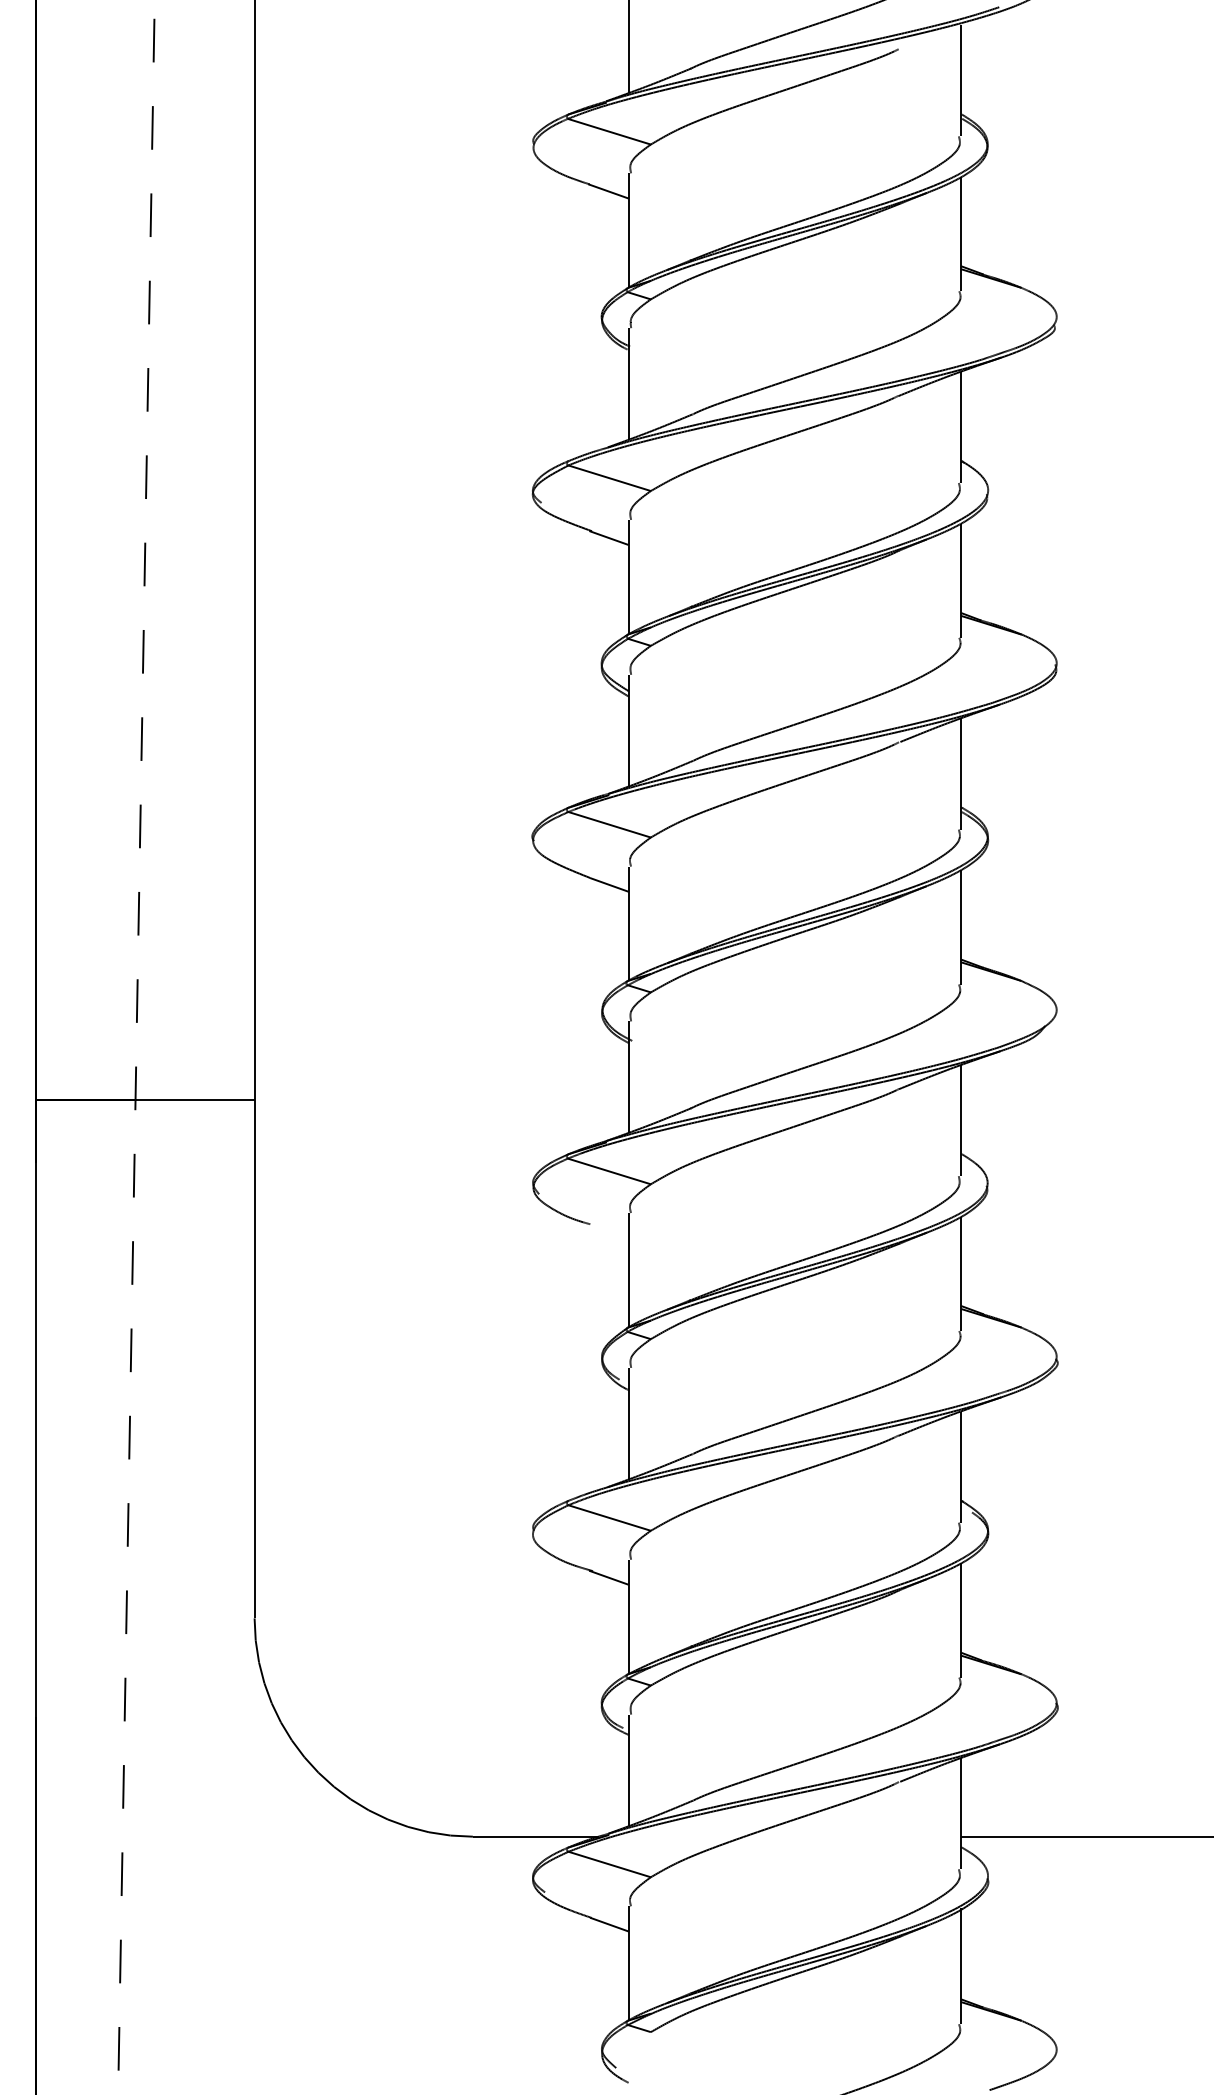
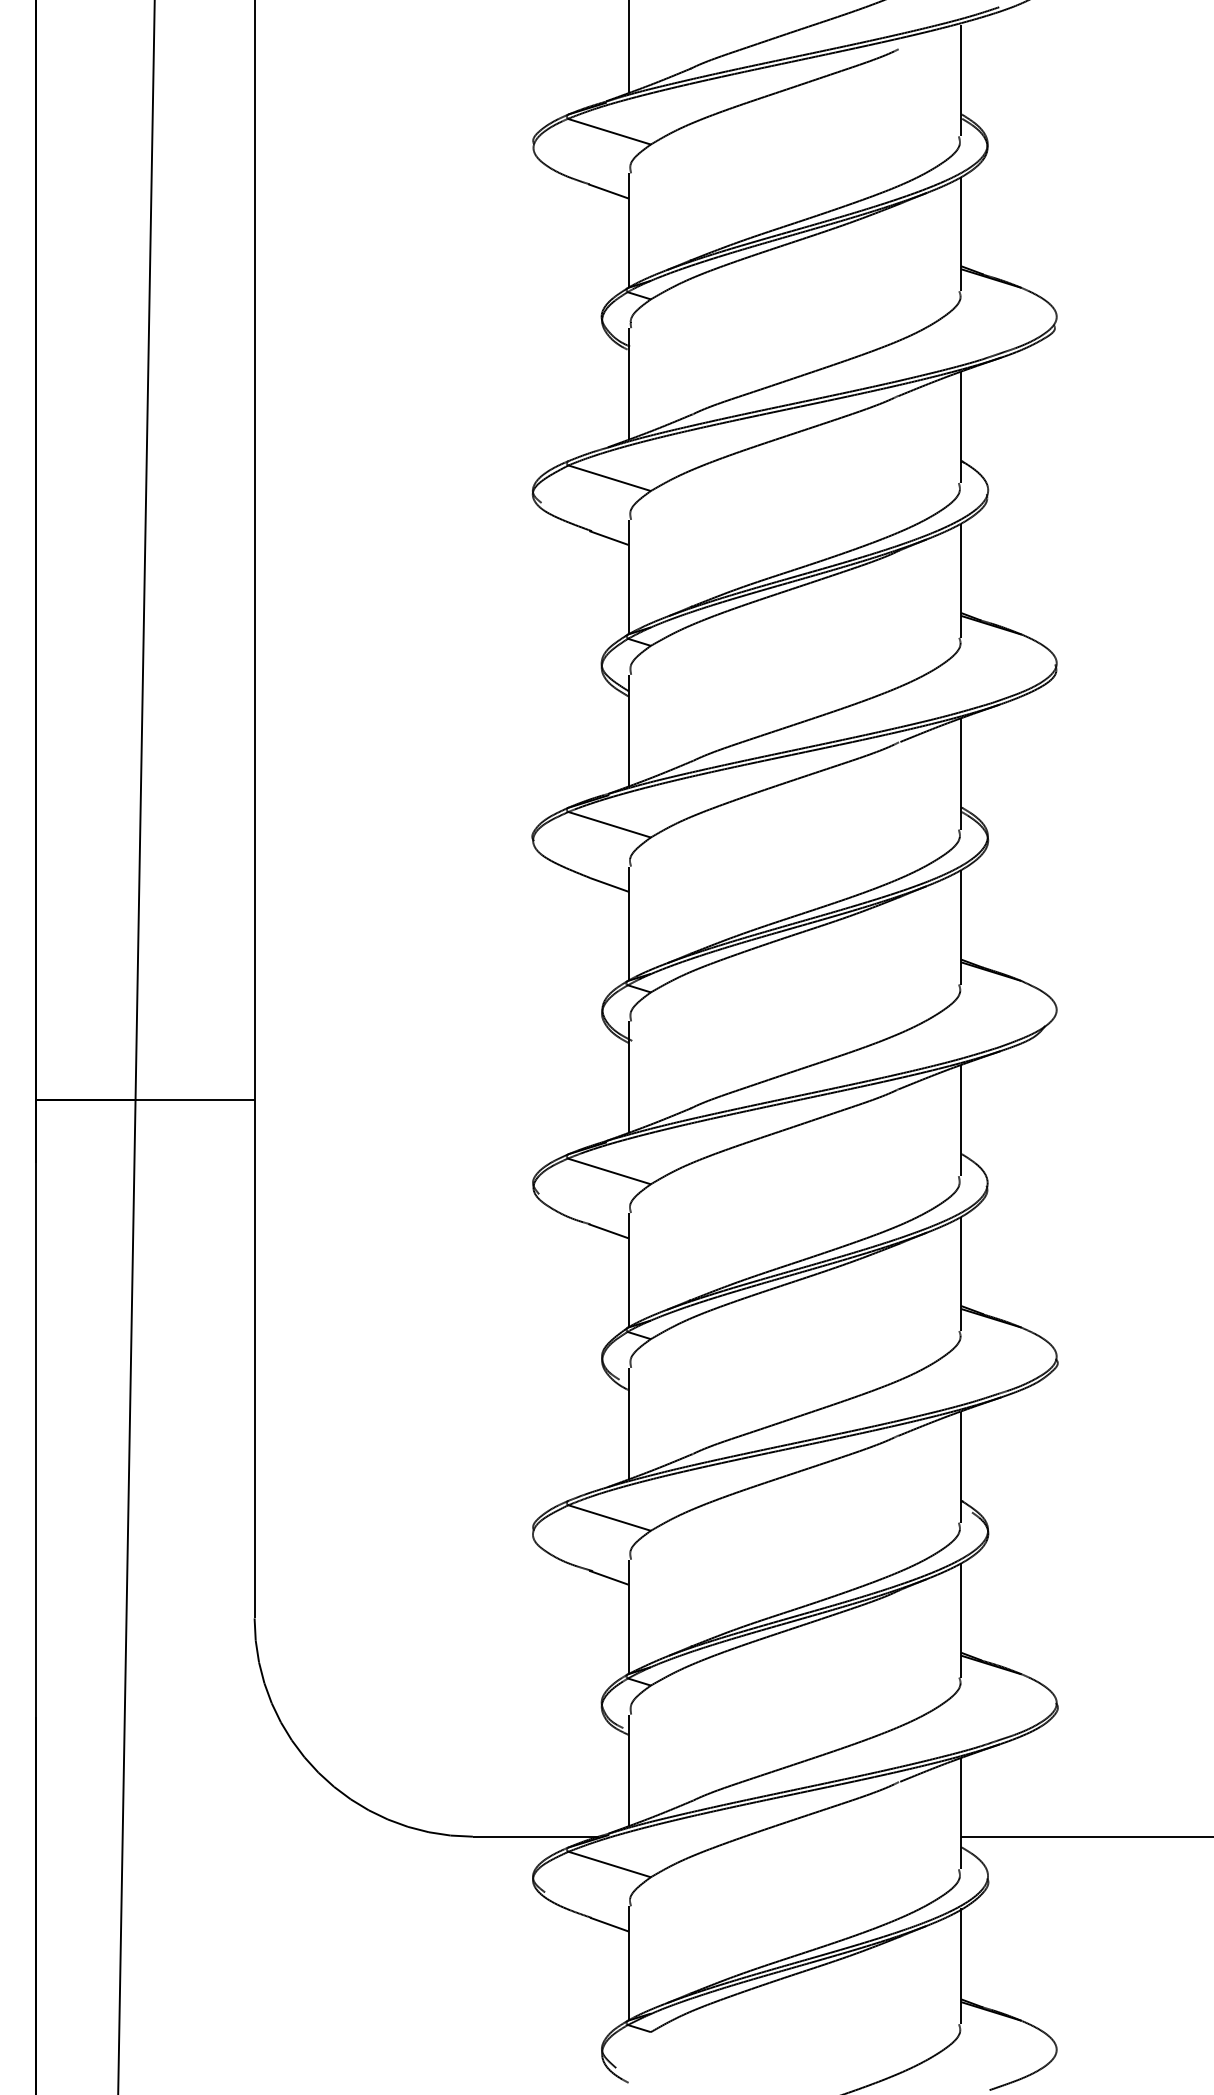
line: dashed -> solid (136, 1047)
line: none -> present (608, 1231)
